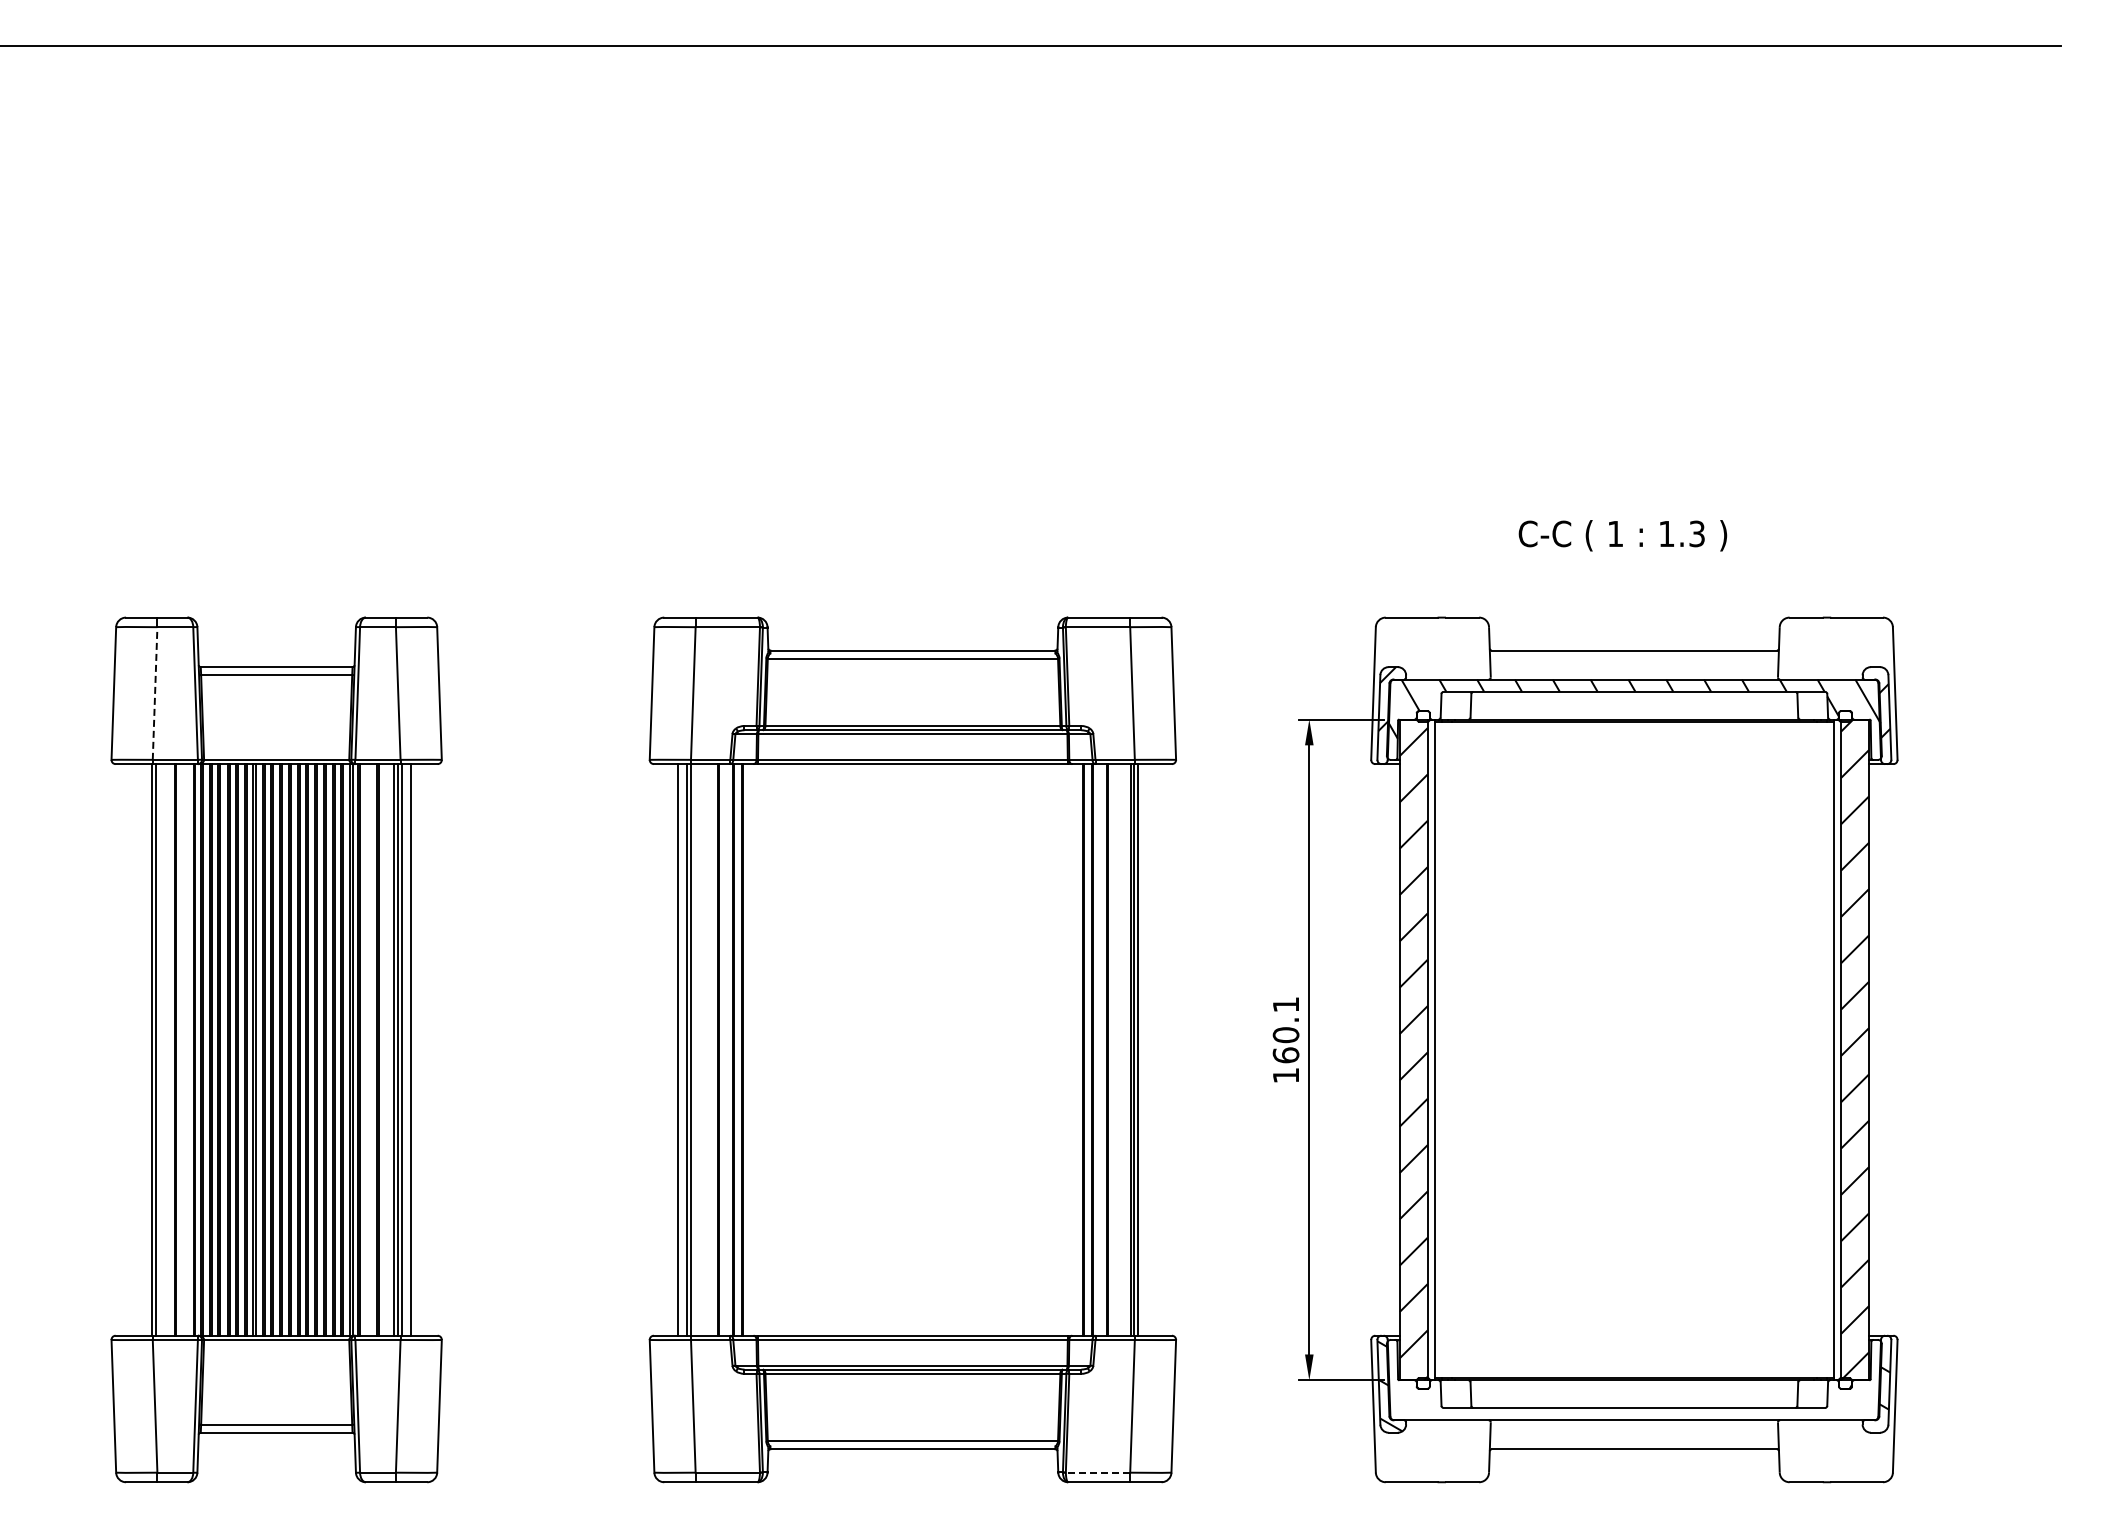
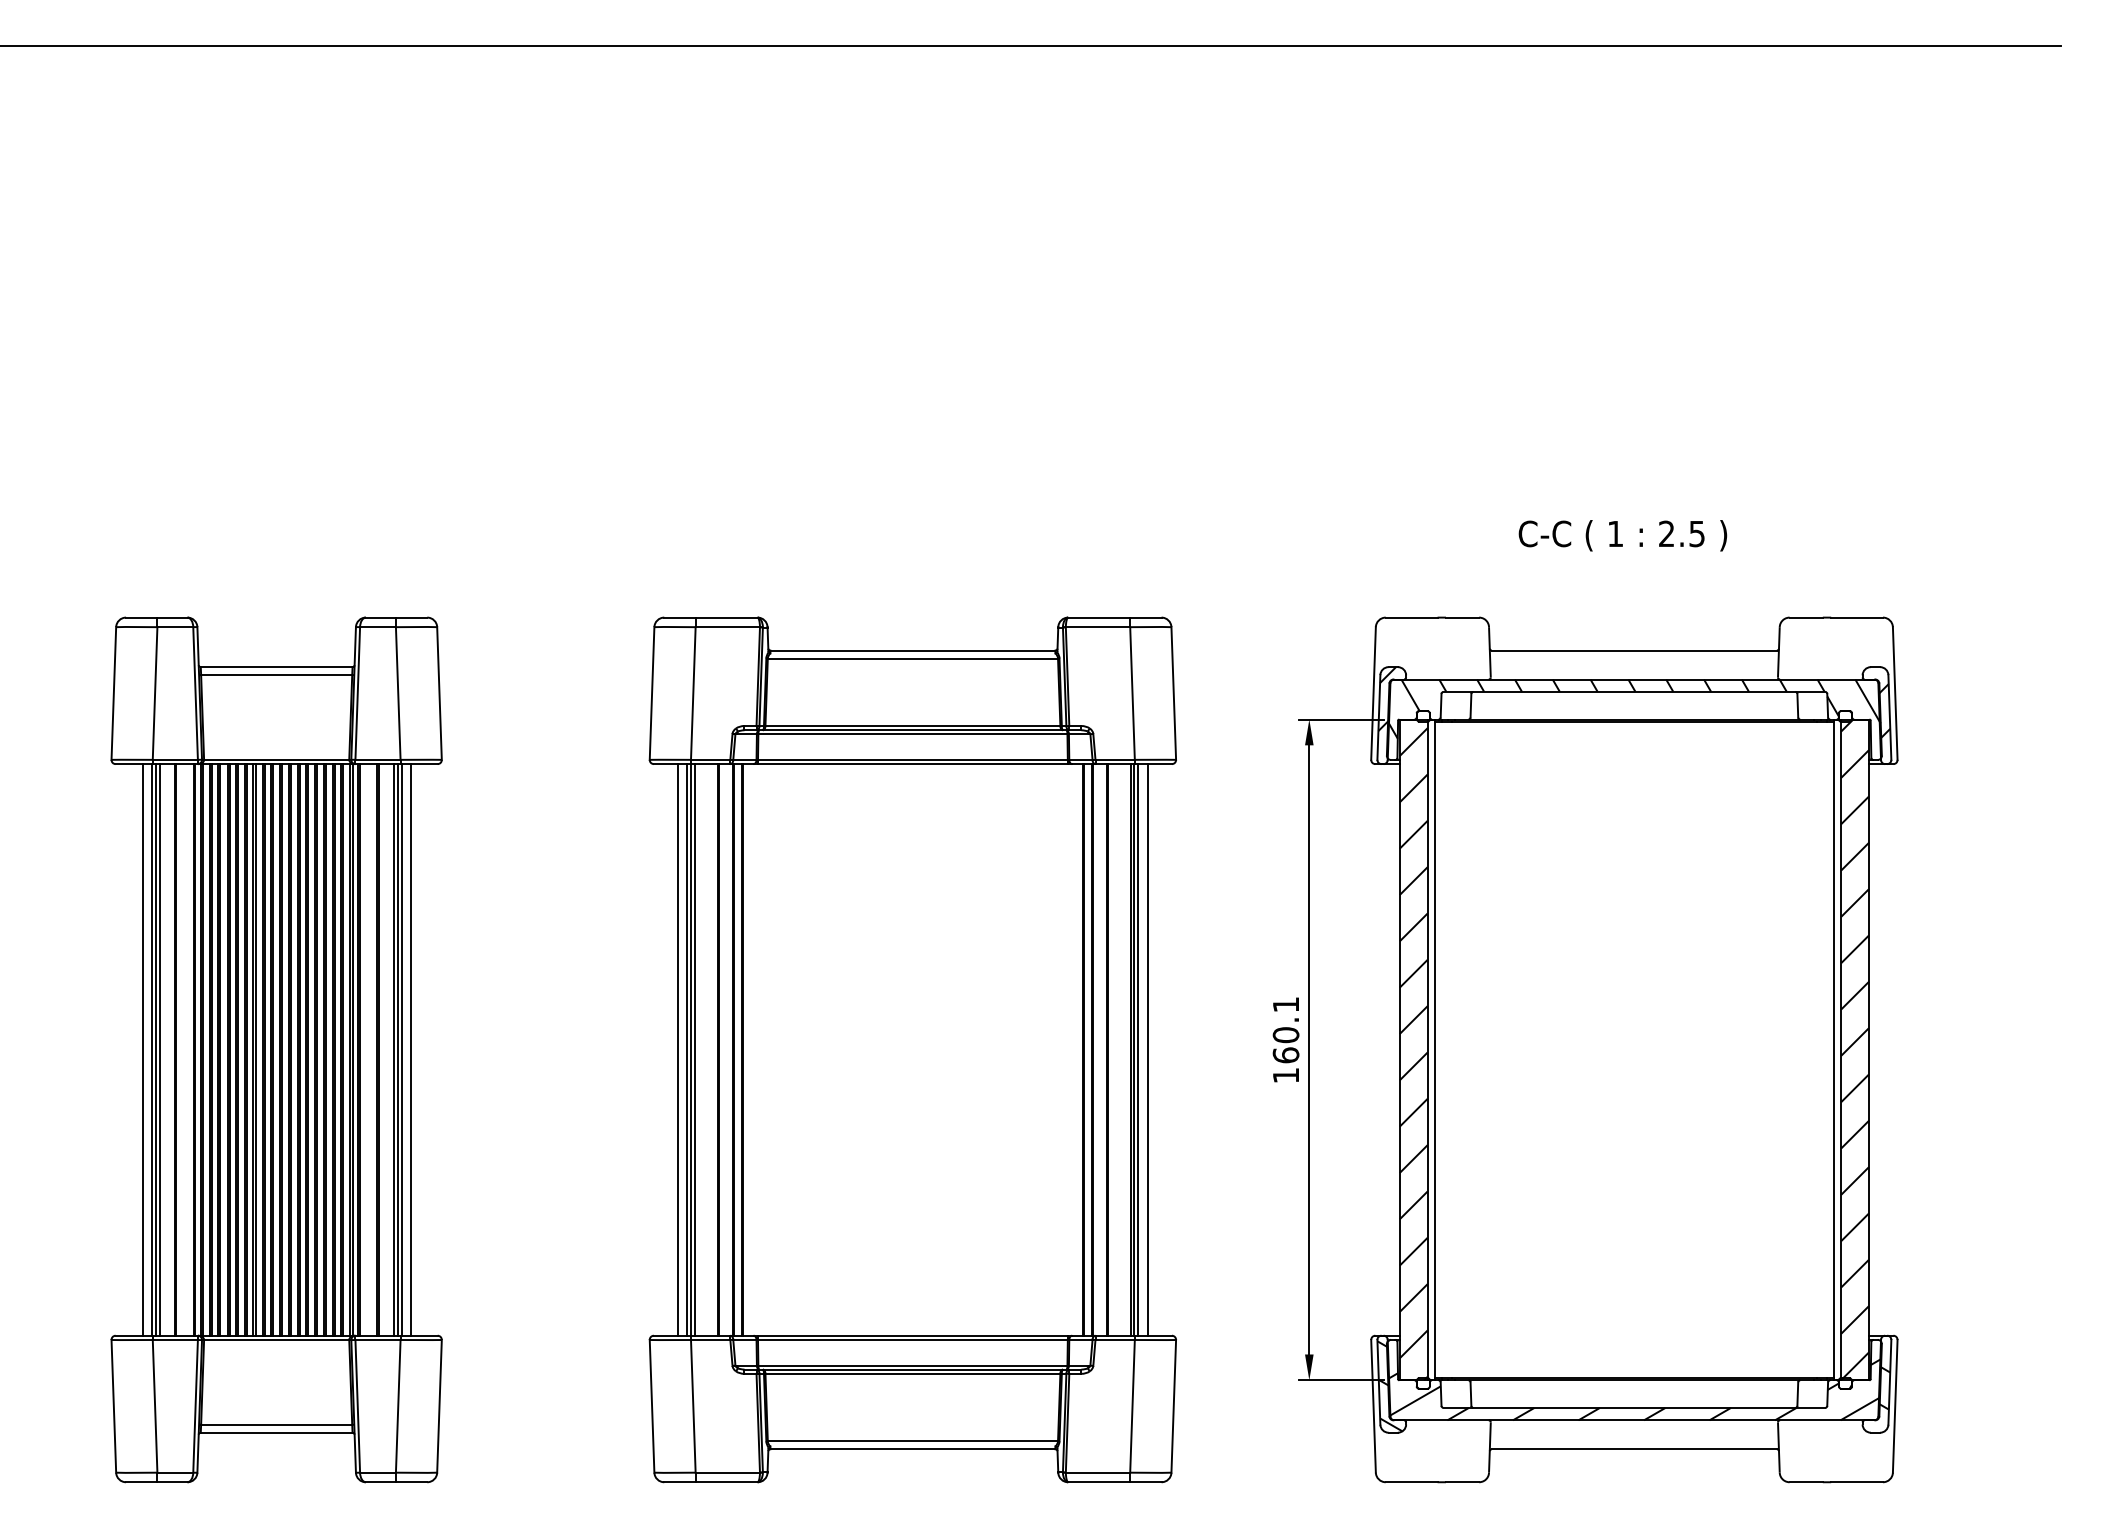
text: 1.3 -> 2.5 (1681, 533)
line: dashed -> solid (155, 693)
line: none -> present (142, 1049)
line: none -> present (159, 1049)
line: none -> present (695, 1049)
line: none -> present (1147, 1049)
hatch: none -> present (1634, 1379)
line: dashed -> solid (1097, 1472)
